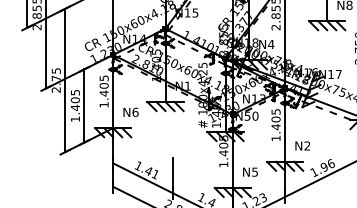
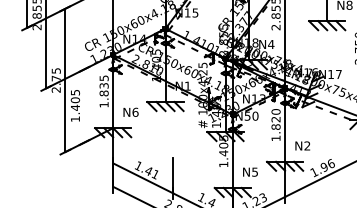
text: 1.405 -> 1.835 (103, 89)
line: present -> none (84, 105)
text: 1.405 -> 1.820 (275, 119)
